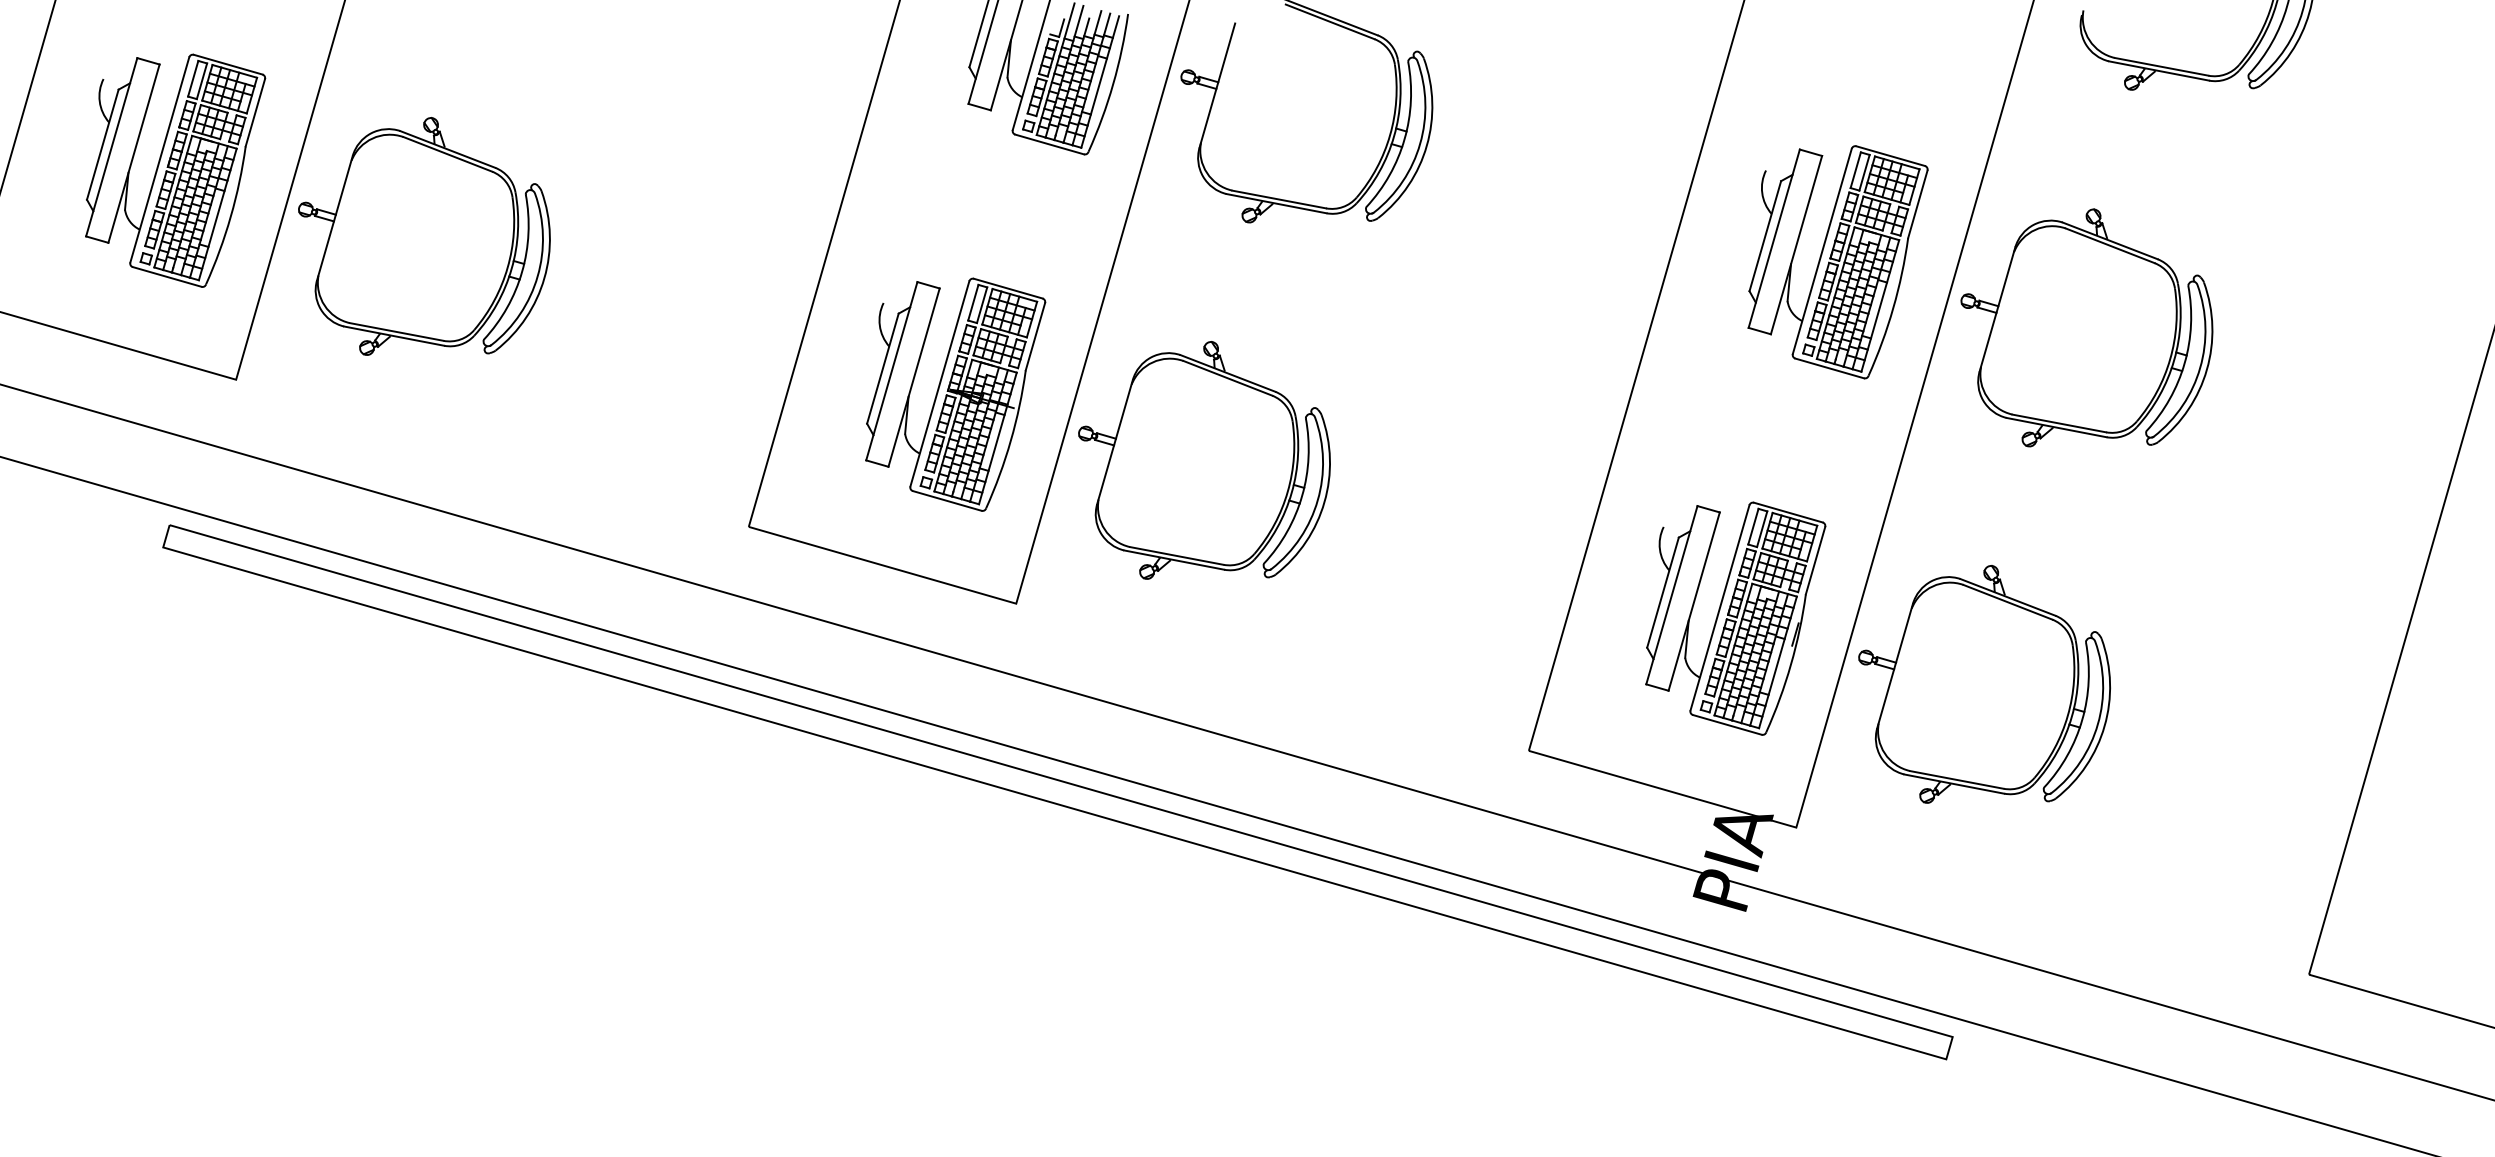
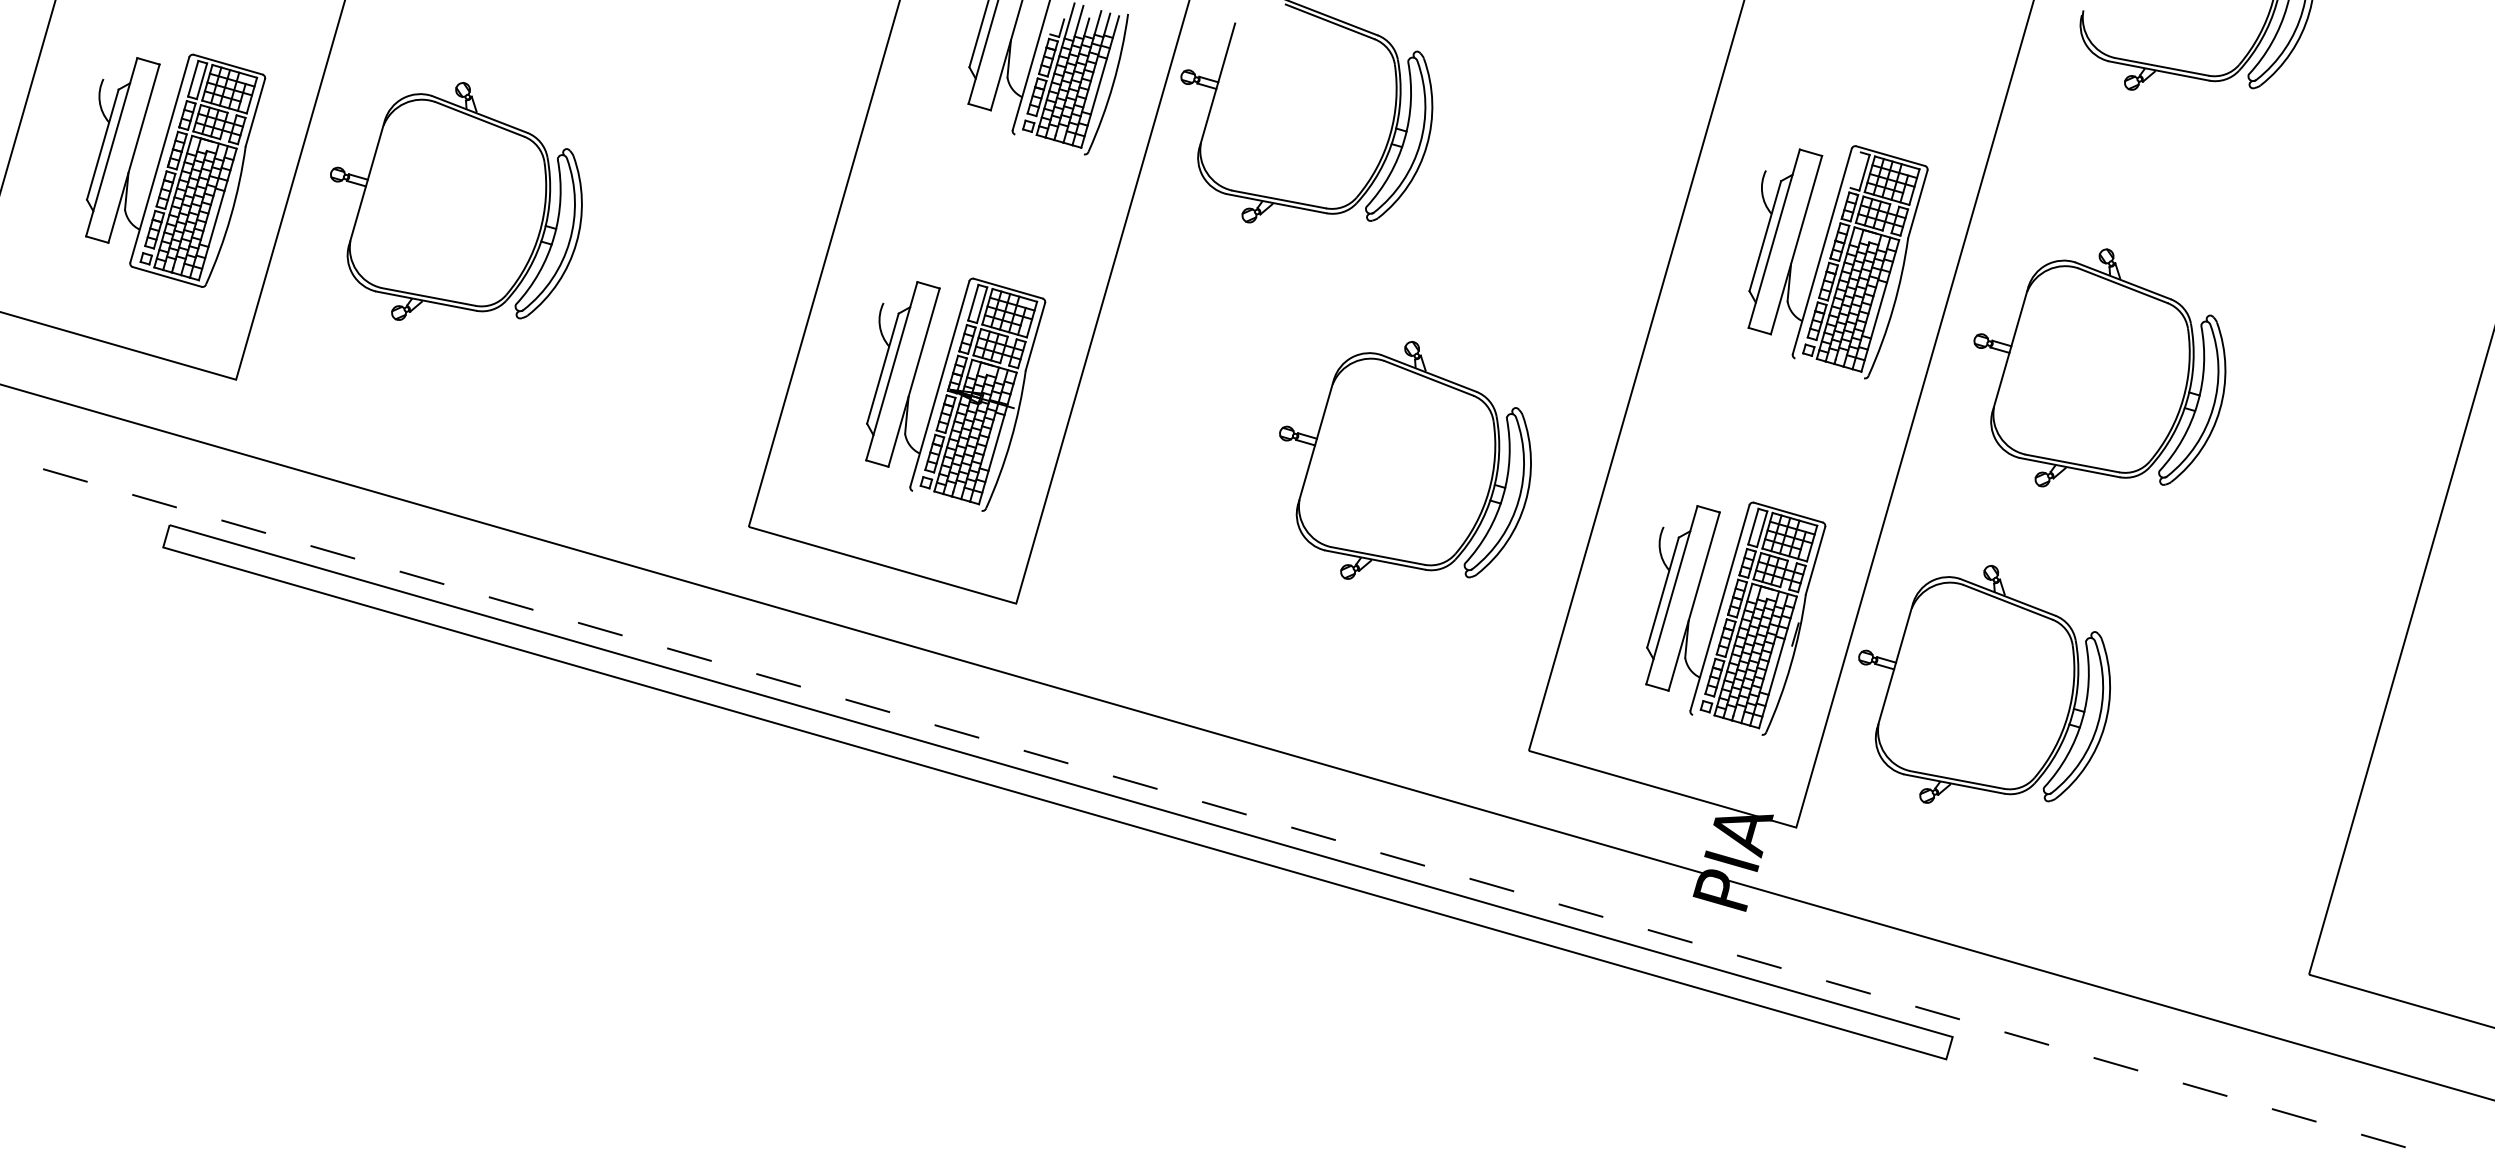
line: present -> none (1049, 144)
line: present -> none (1855, 170)
part position: (424, 236) -> (456, 201) (456, 201)
part position: (2086, 327) -> (2099, 367) (2099, 367)
line: present -> none (1829, 368)
part position: (1204, 460) -> (1405, 460) (1405, 460)
line: present -> none (946, 500)
line: present -> none (1727, 724)
line: solid -> dashed (1219, 806)
